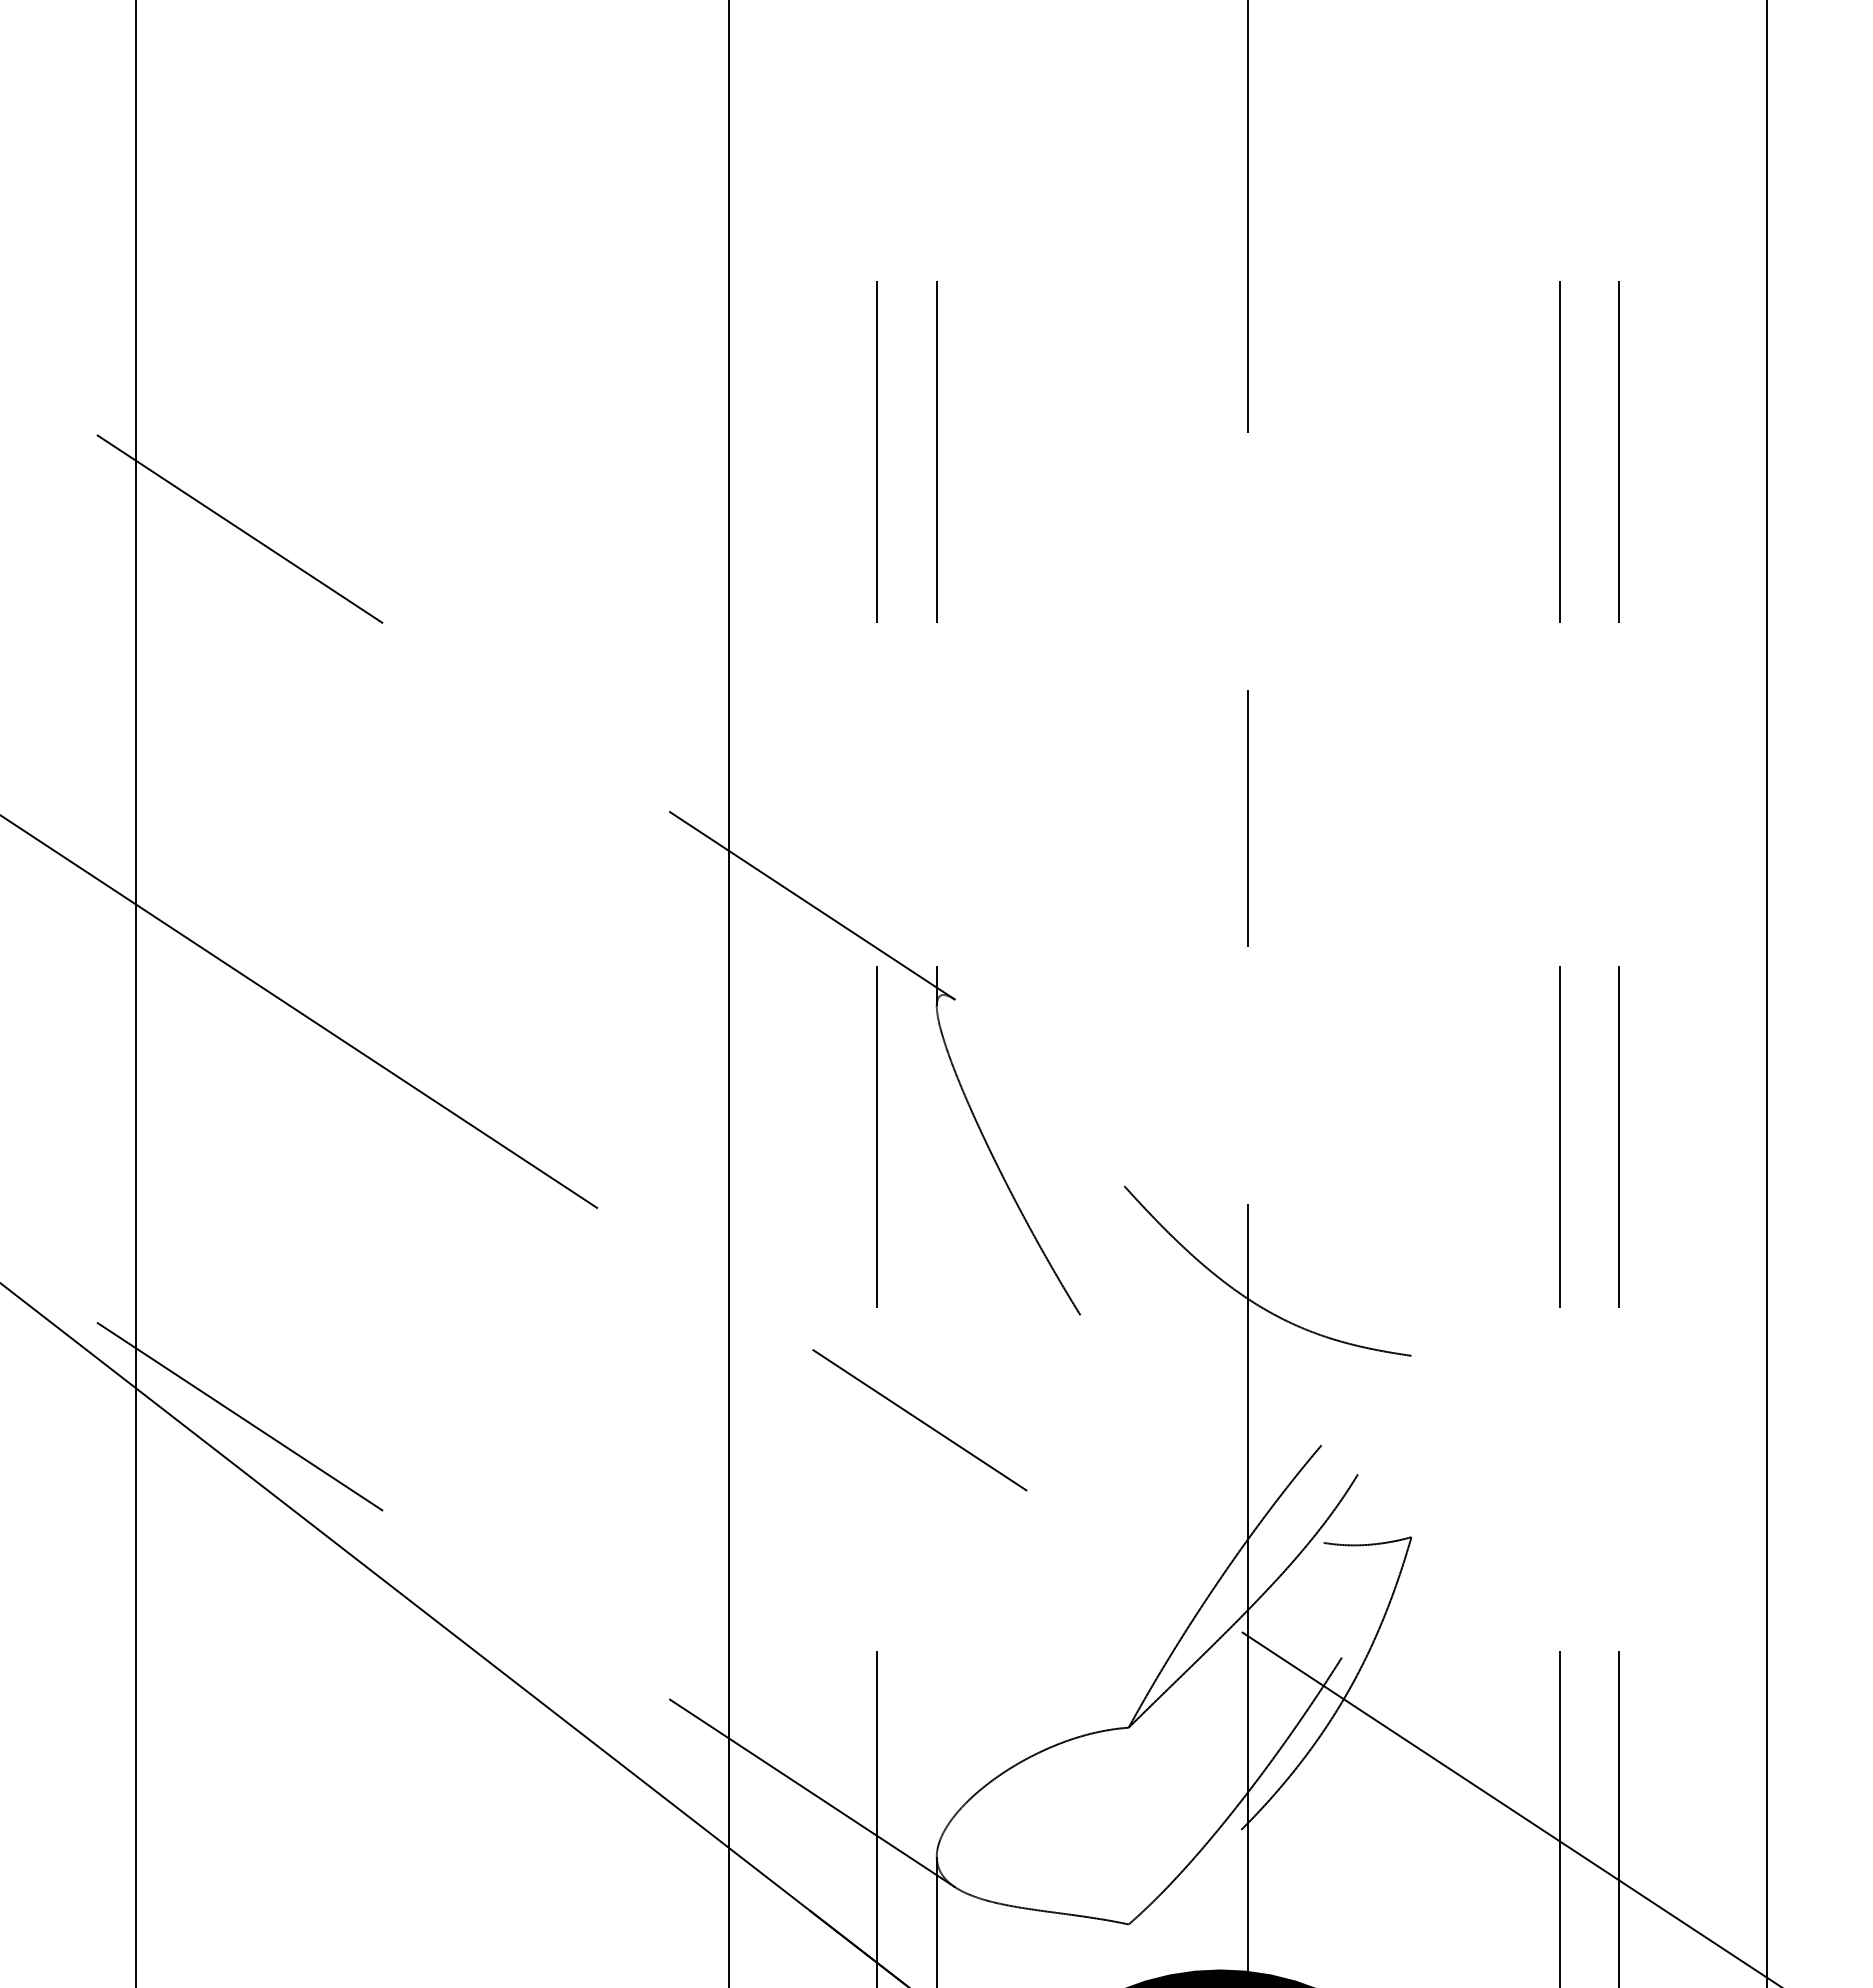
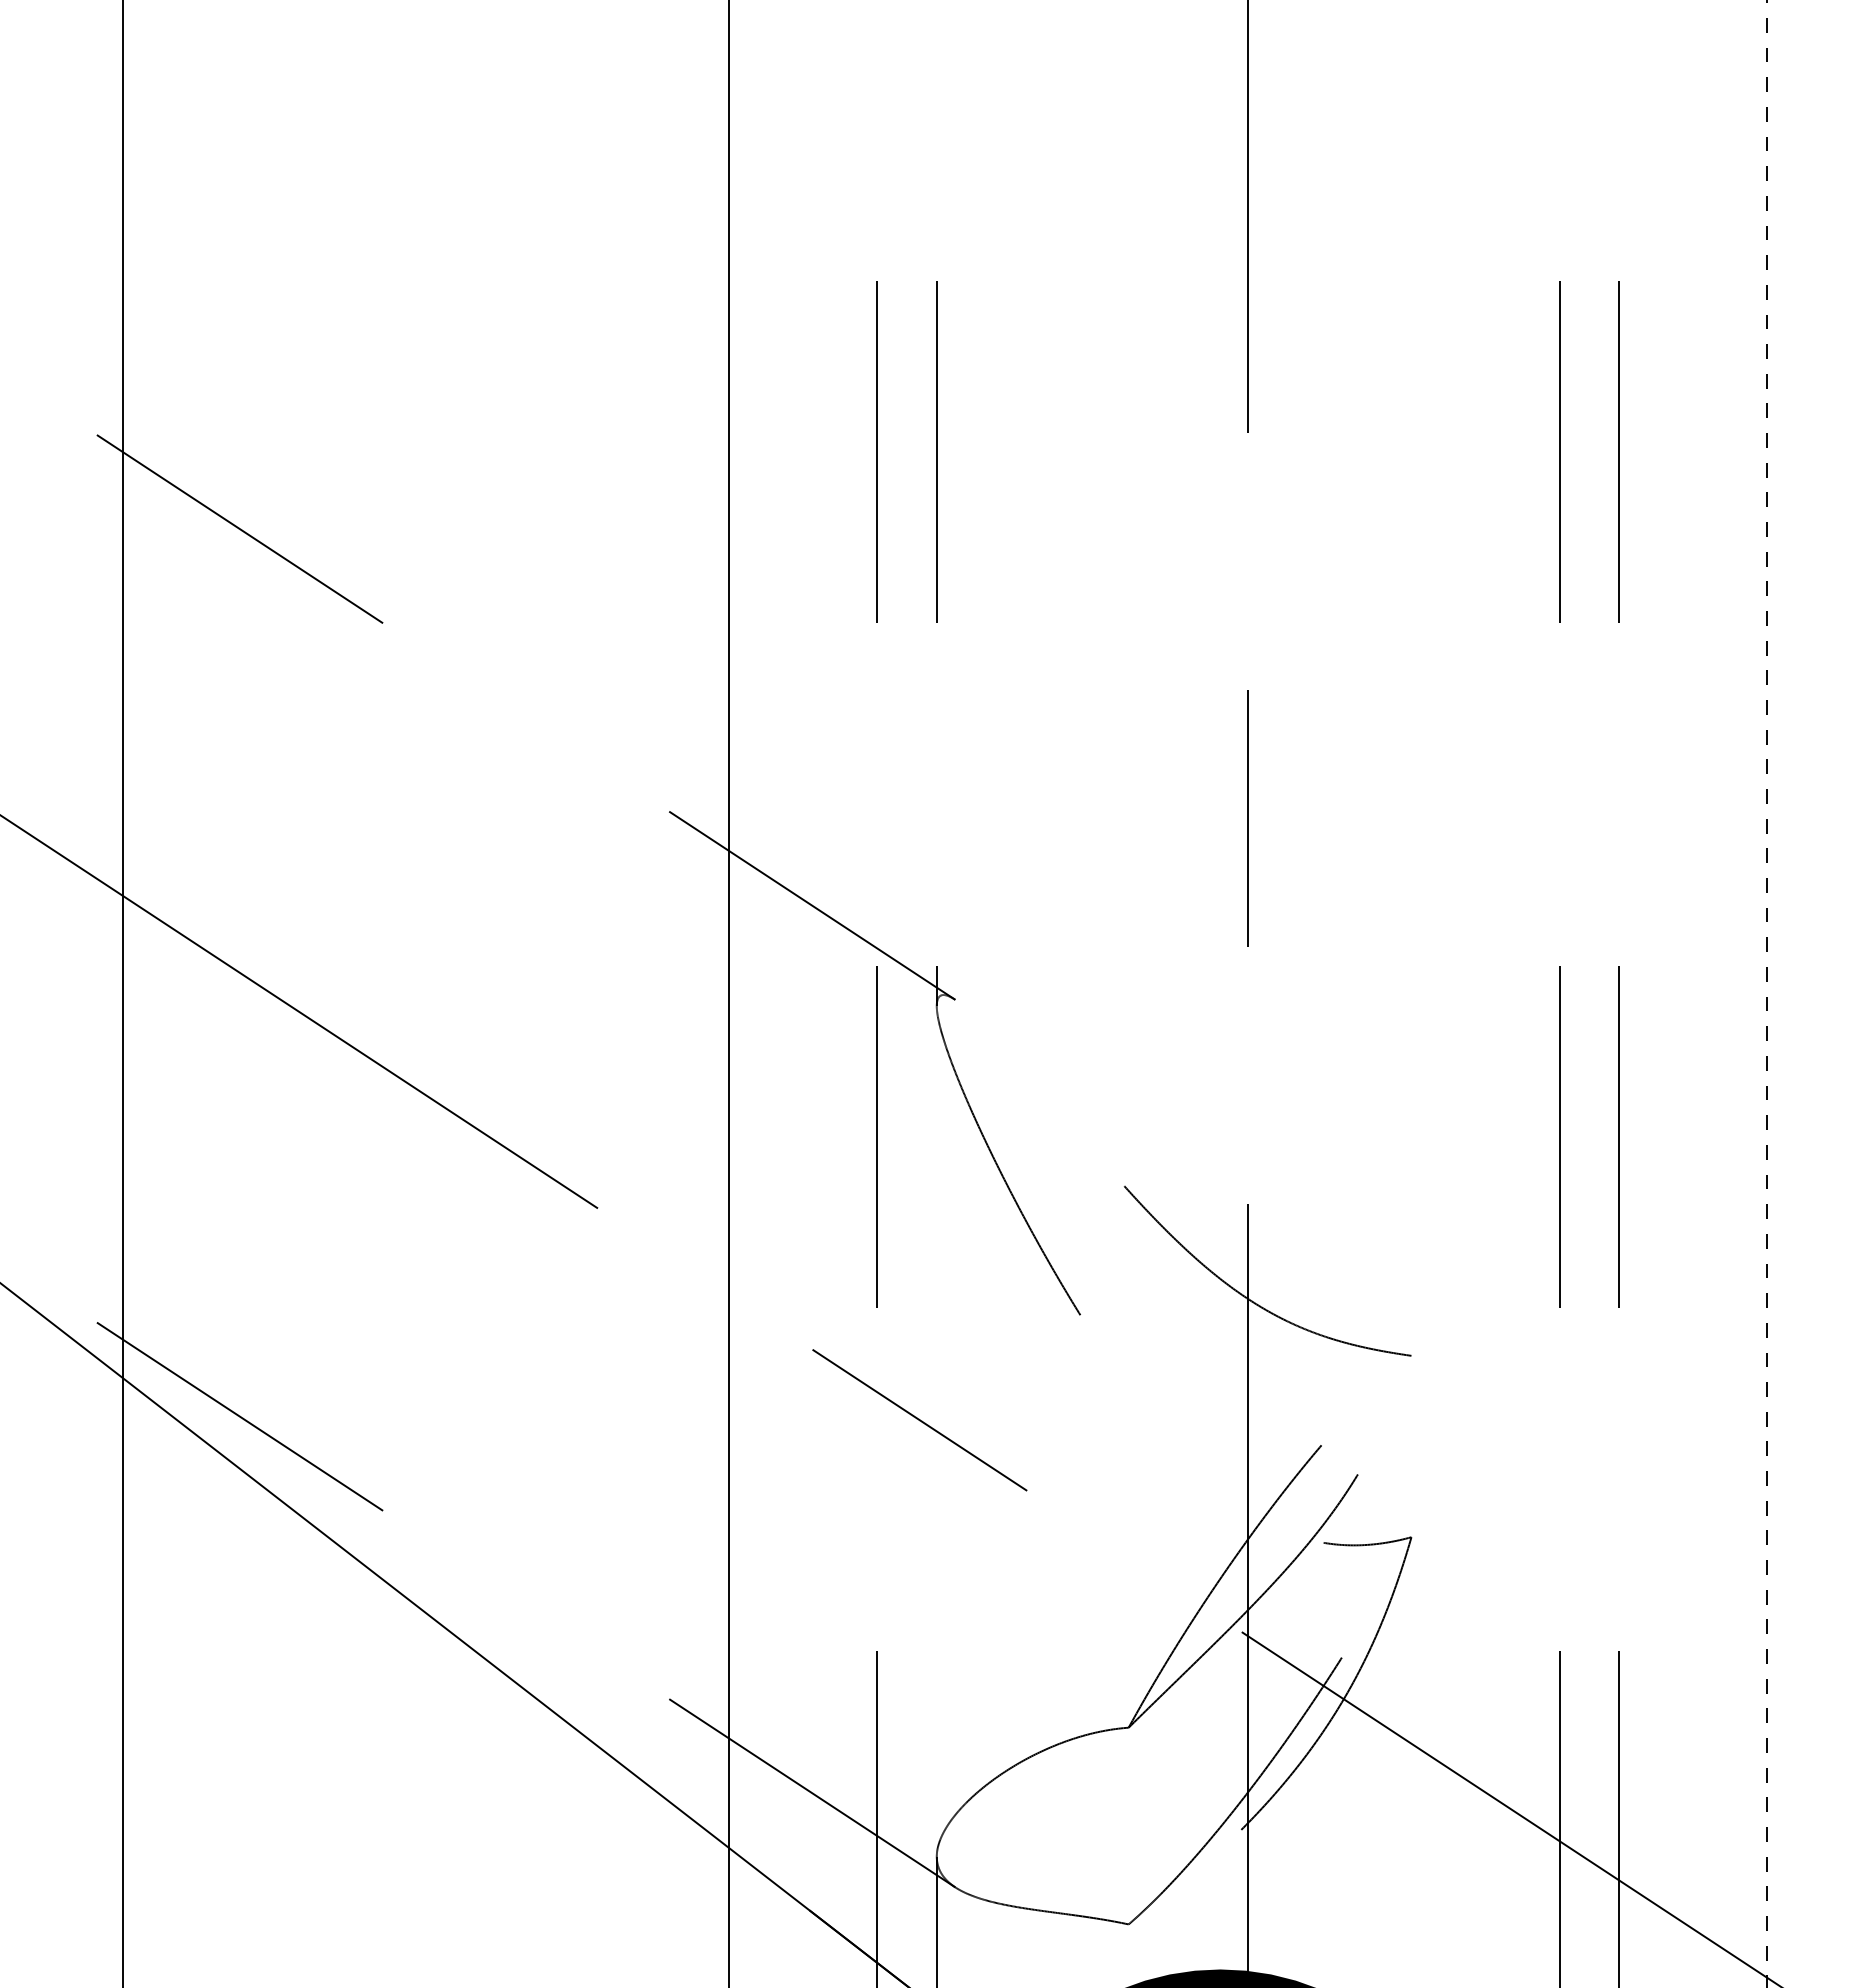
line position: (136, 993) -> (123, 993) (123, 993)
line: solid -> dashed (1767, 993)
